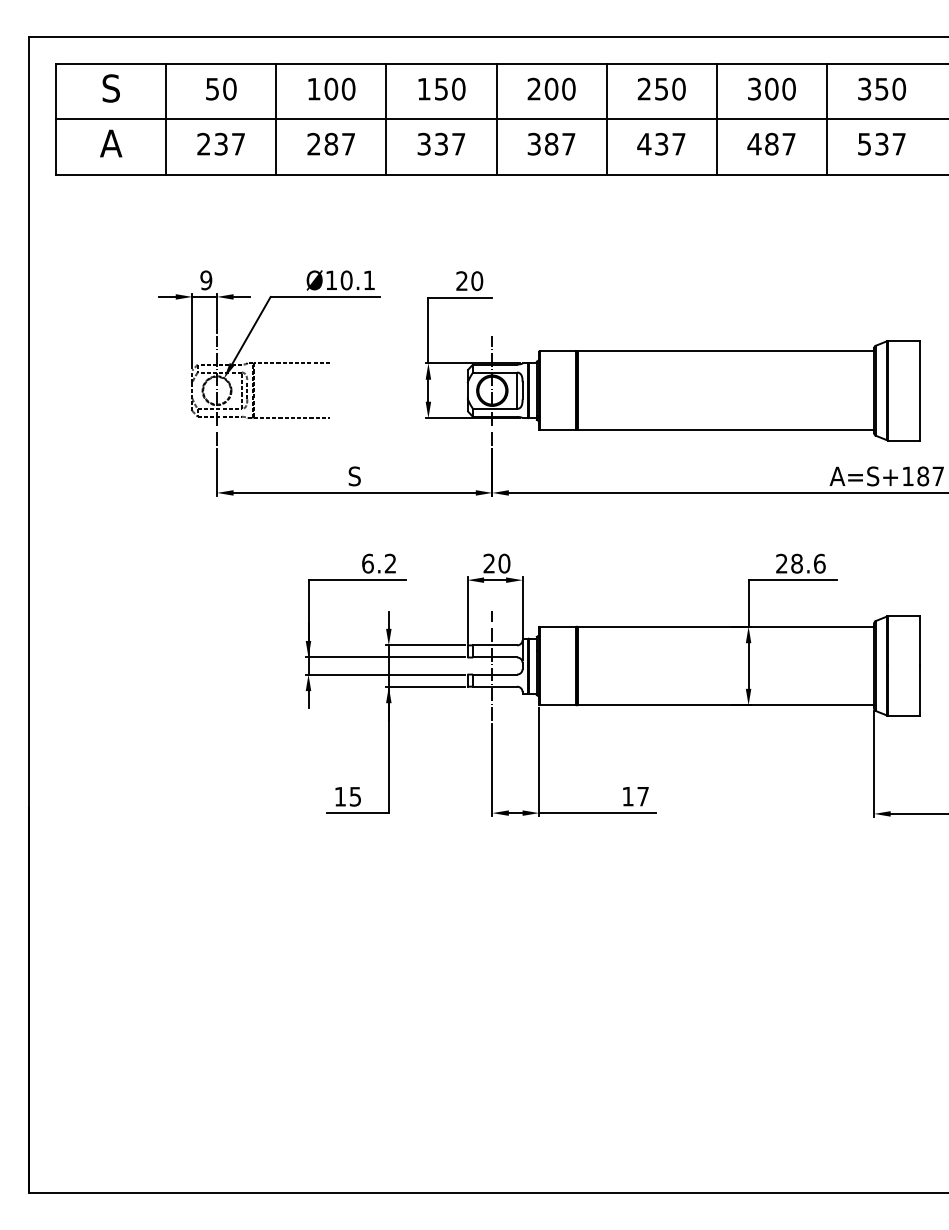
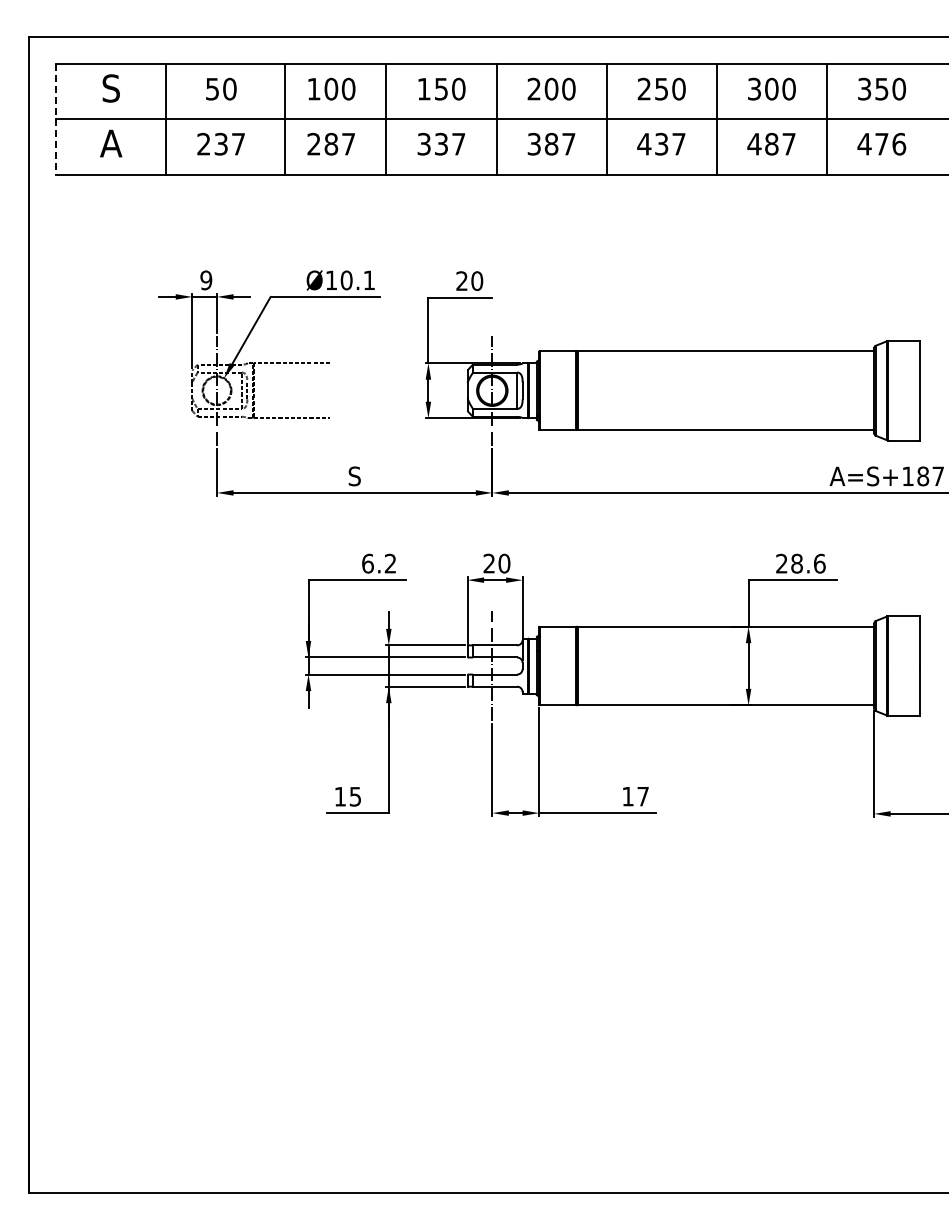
line: solid -> dashed (56, 119)
line position: (276, 119) -> (285, 119) (285, 119)
text: 537 -> 476 (881, 143)
